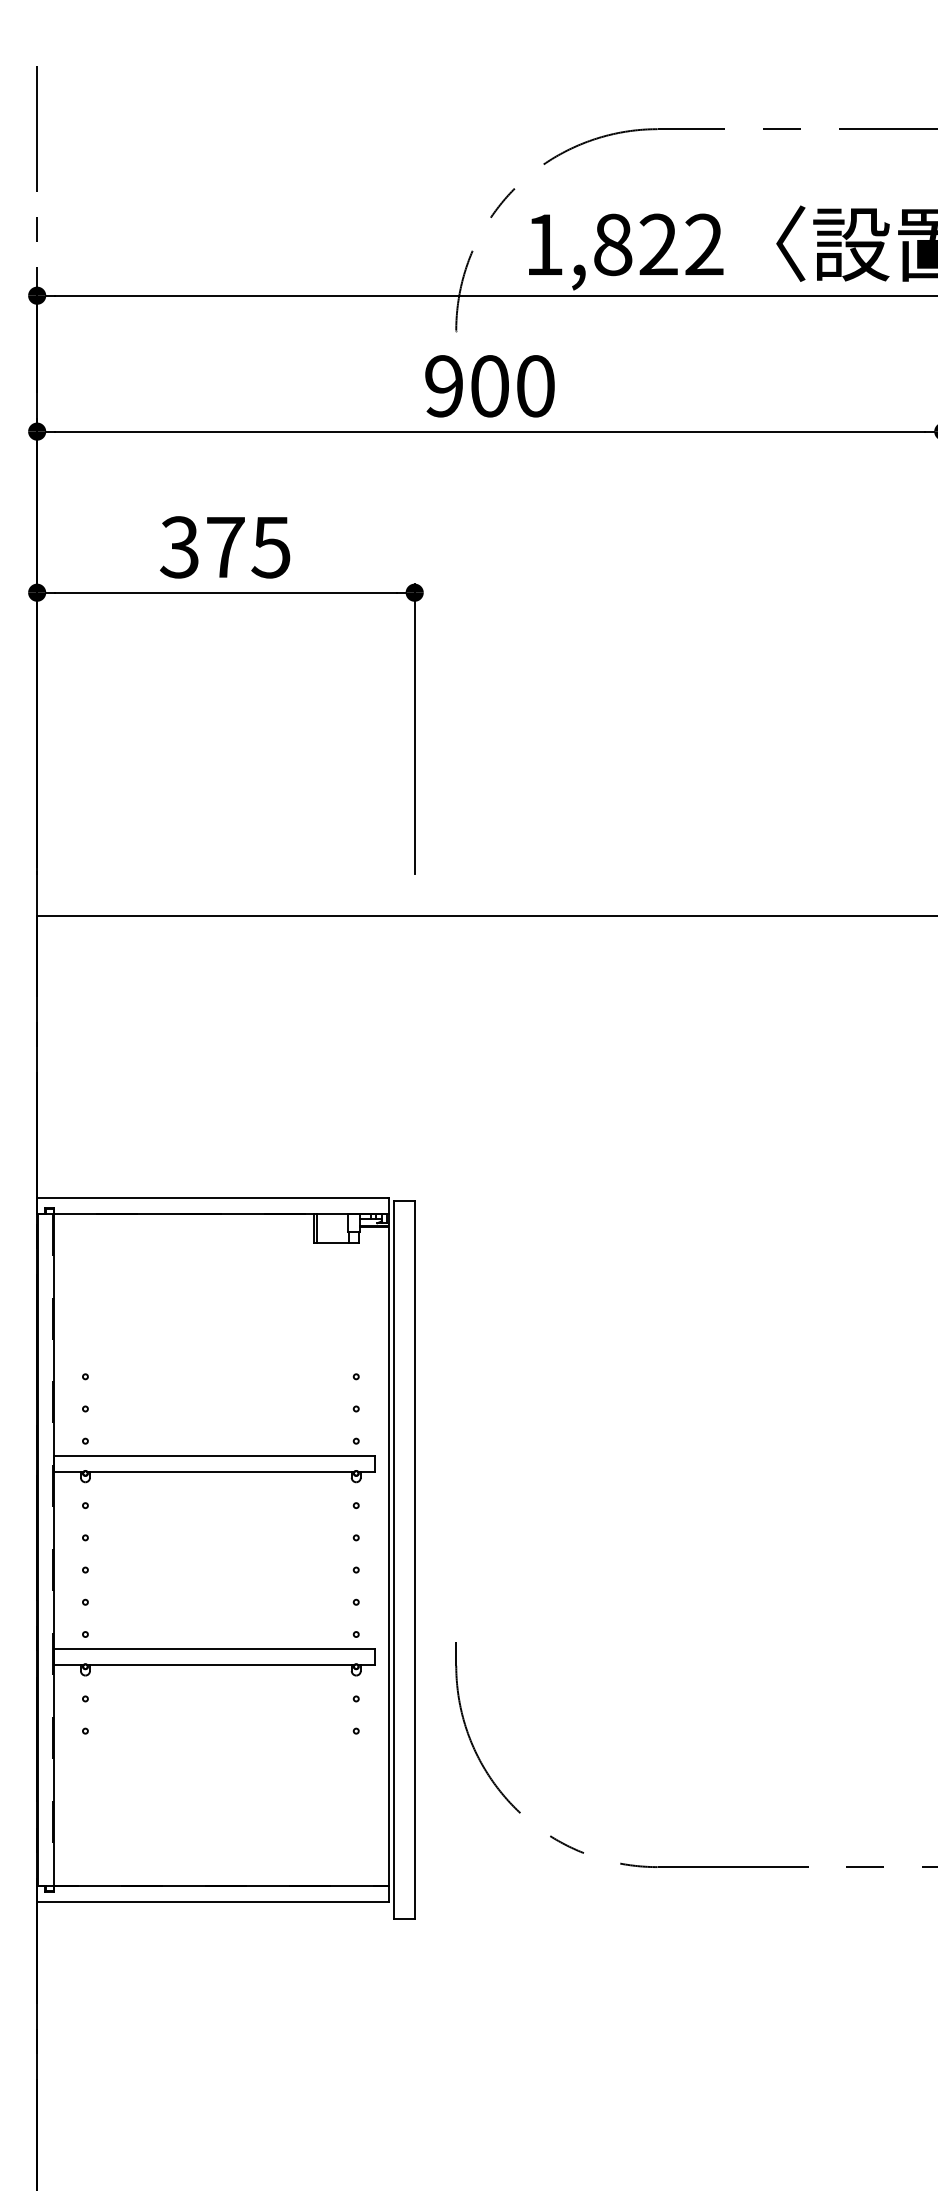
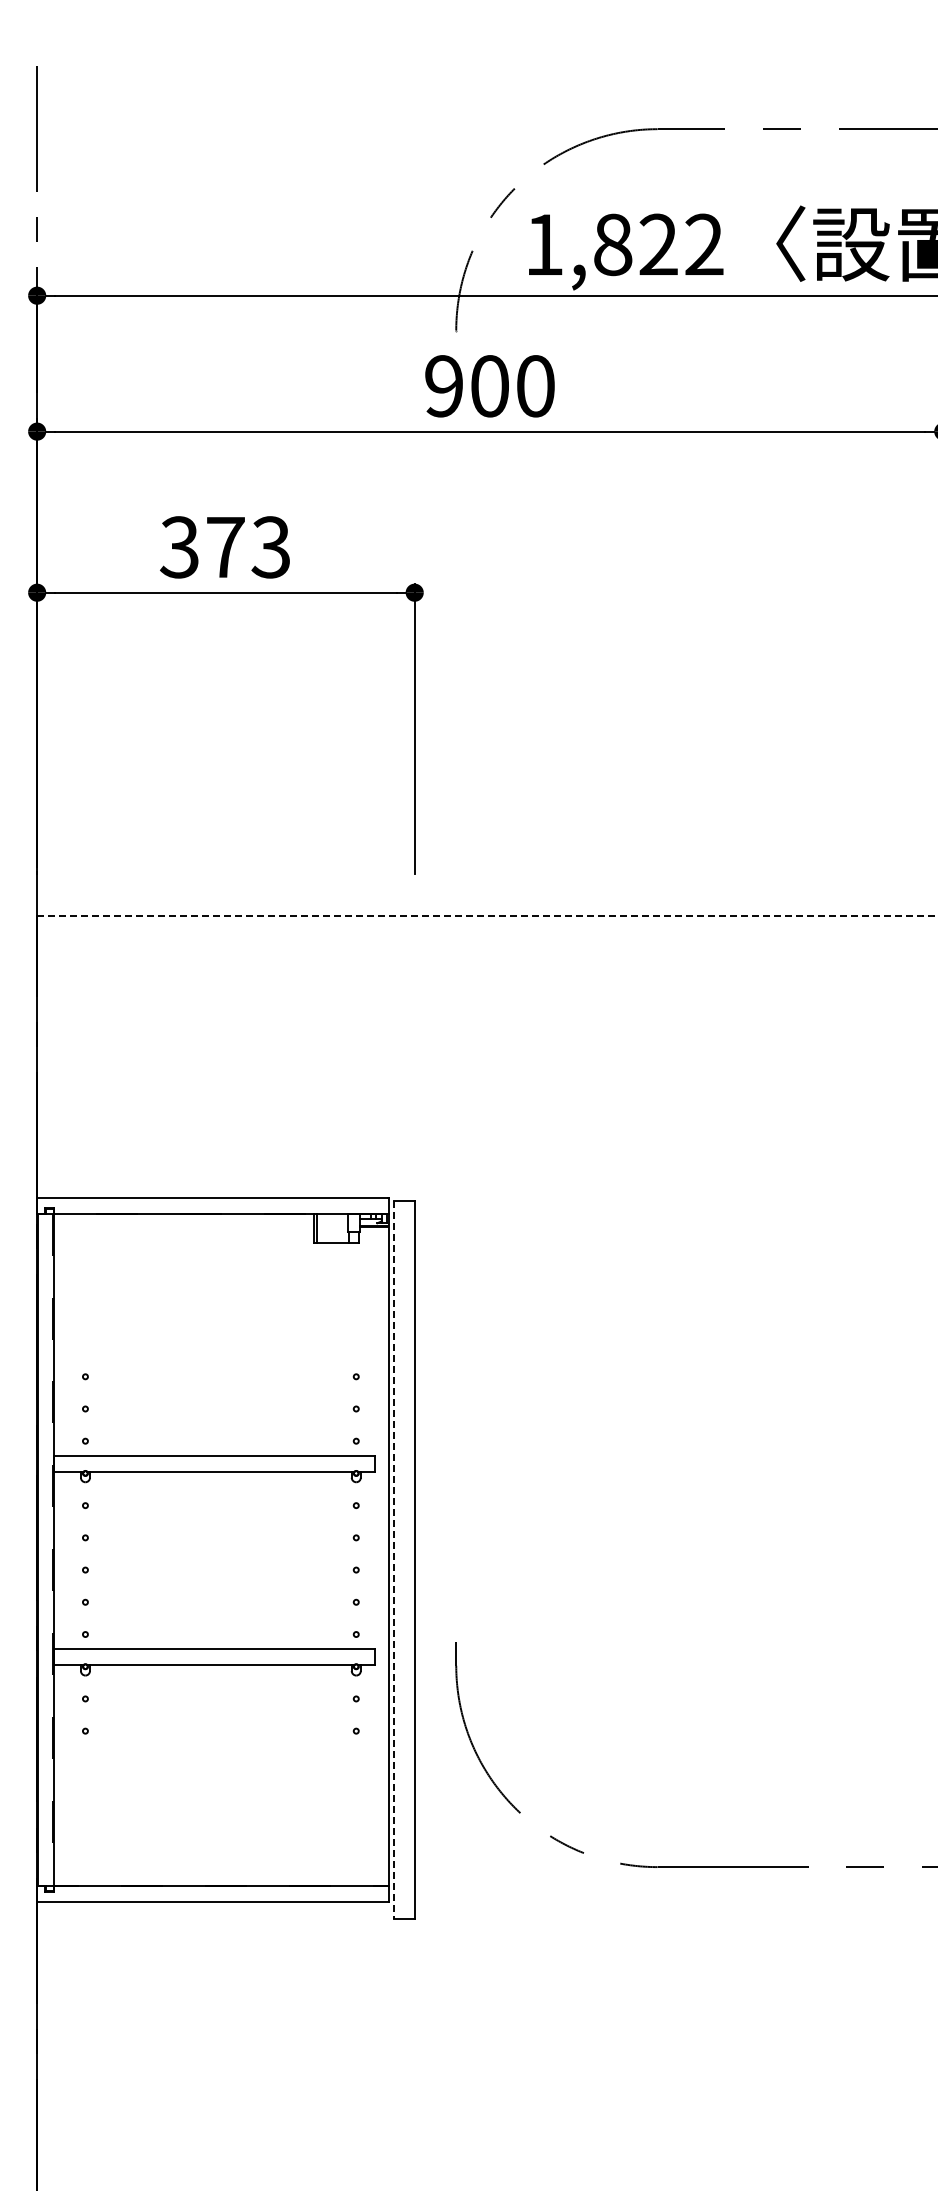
text: 375 -> 373 (270, 547)
line: solid -> dashed (487, 915)
line: solid -> dashed (393, 1560)
